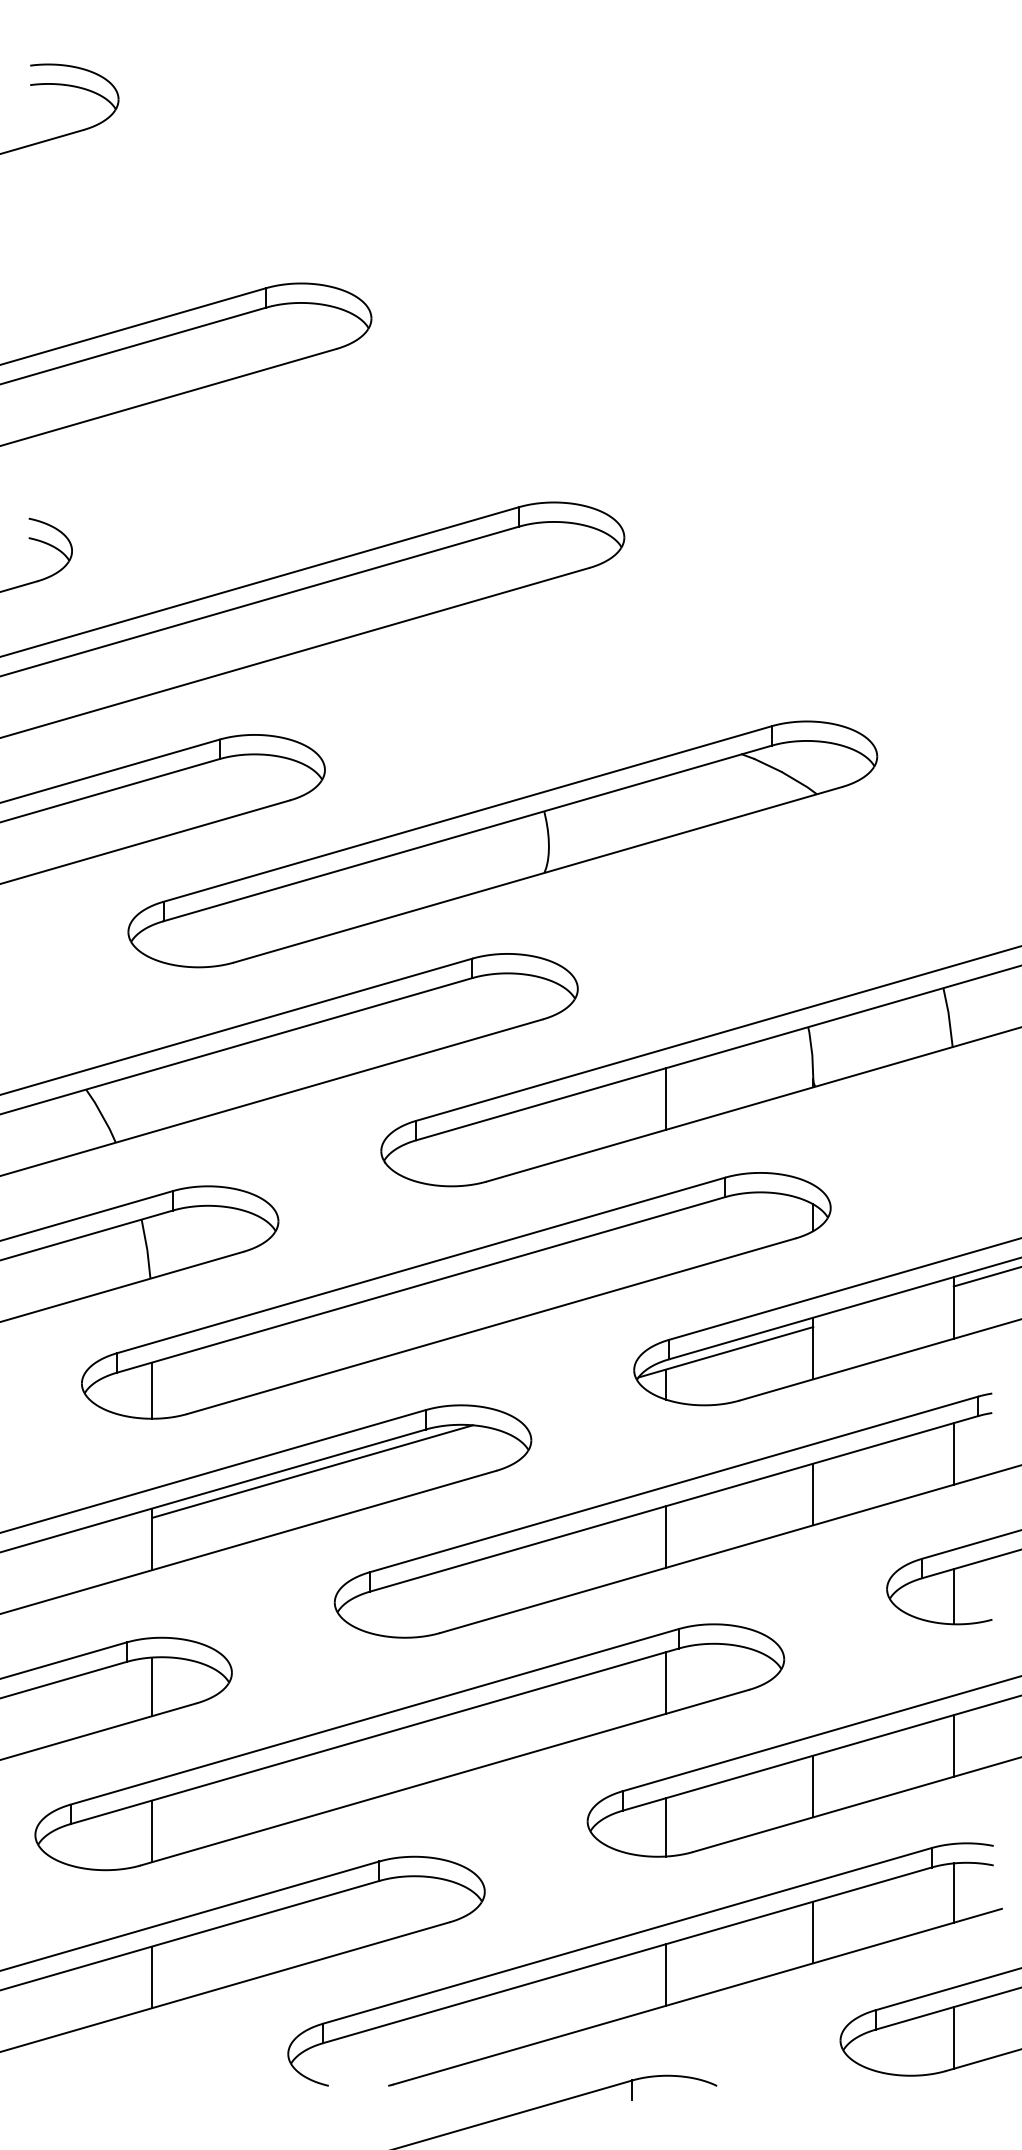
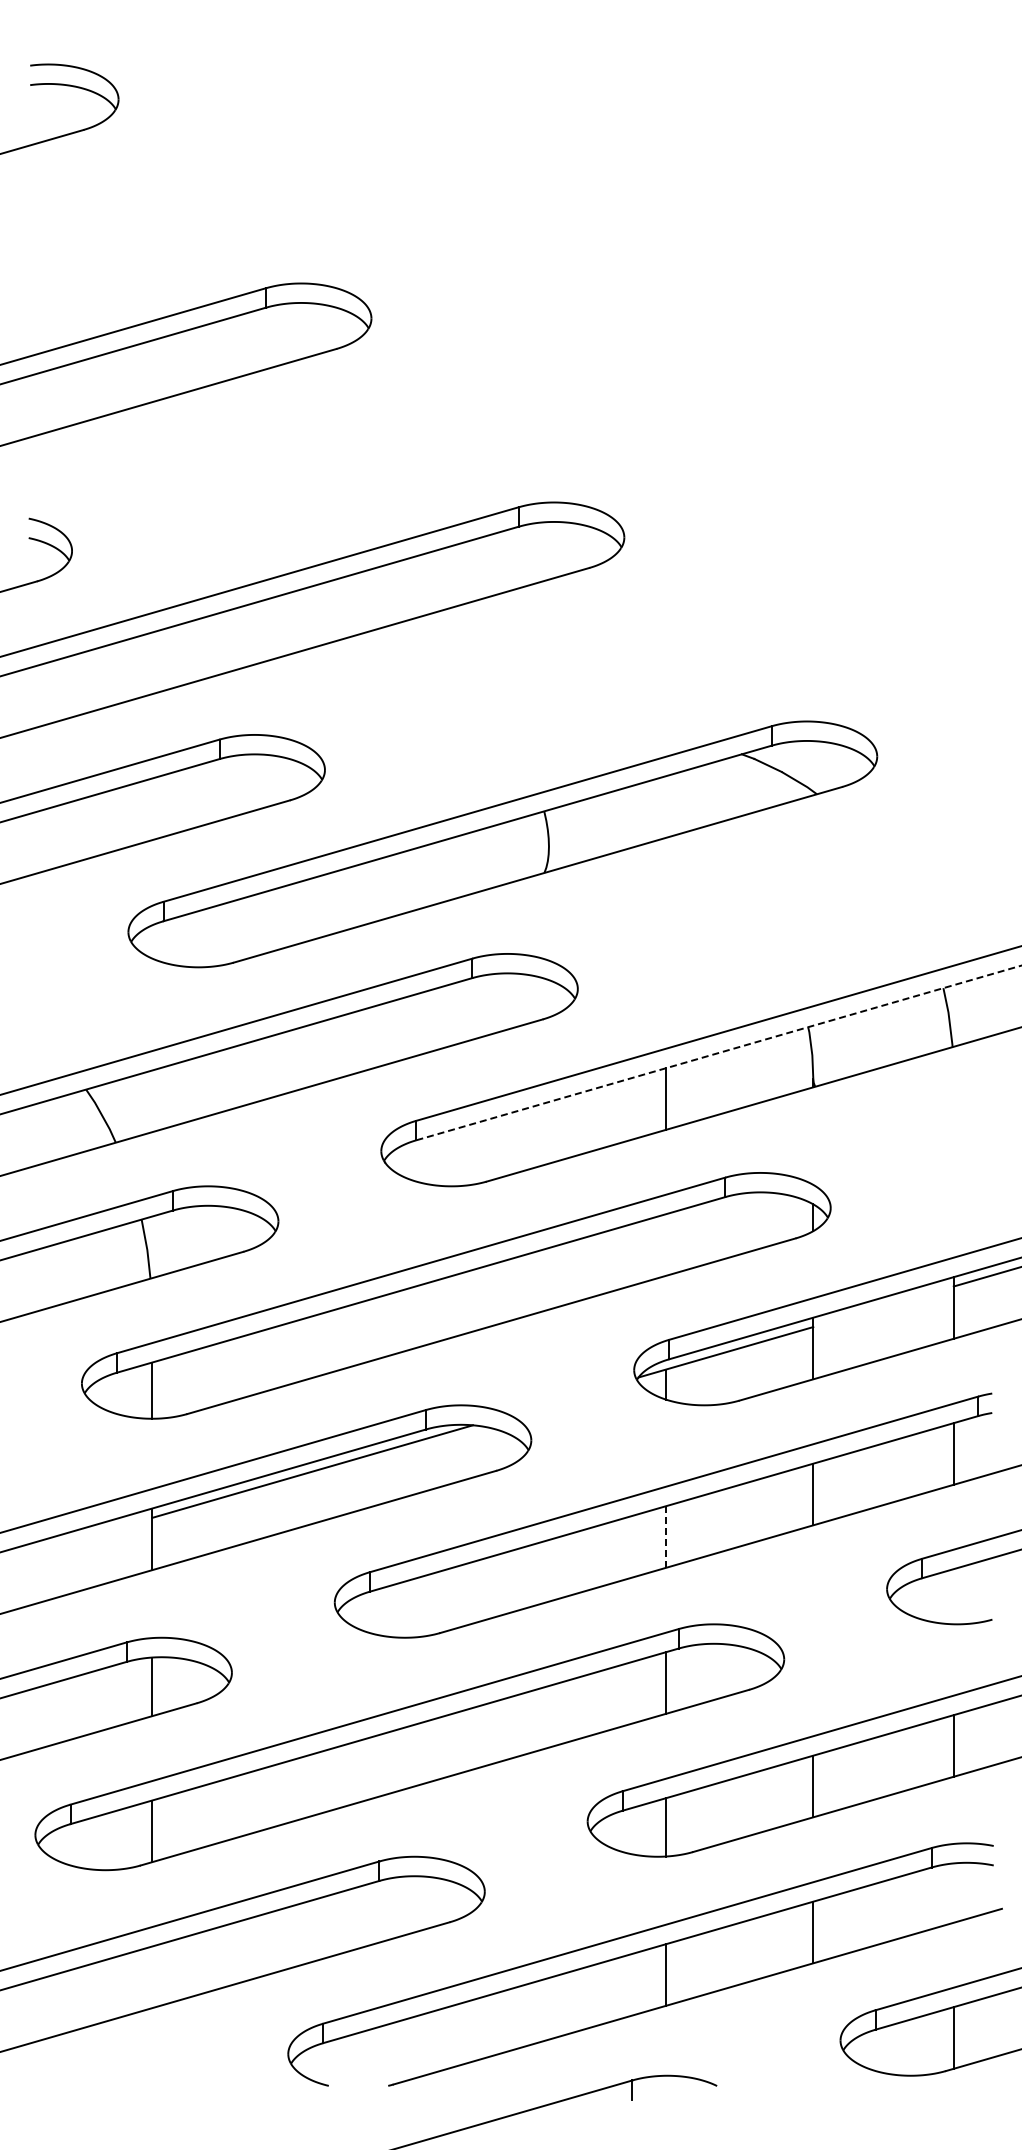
line: solid -> dashed (719, 1052)
line: solid -> dashed (665, 1537)
line: present -> none (953, 1596)
line: present -> none (953, 1892)
line: present -> none (152, 1977)
